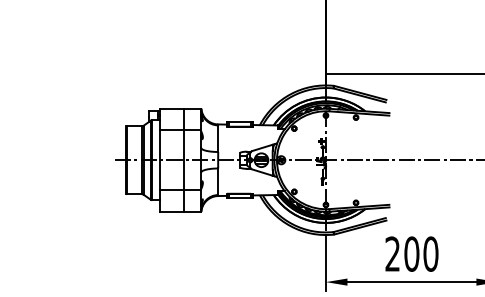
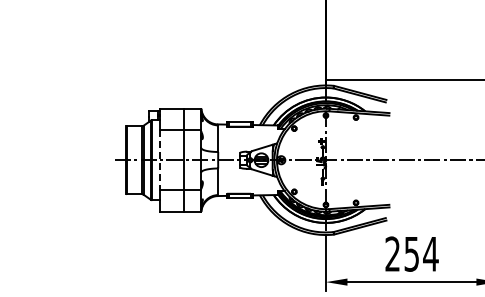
line position: (403, 74) -> (403, 80) (403, 80)
line: solid -> dashed (160, 160)
text: 200 -> 254 (421, 253)
